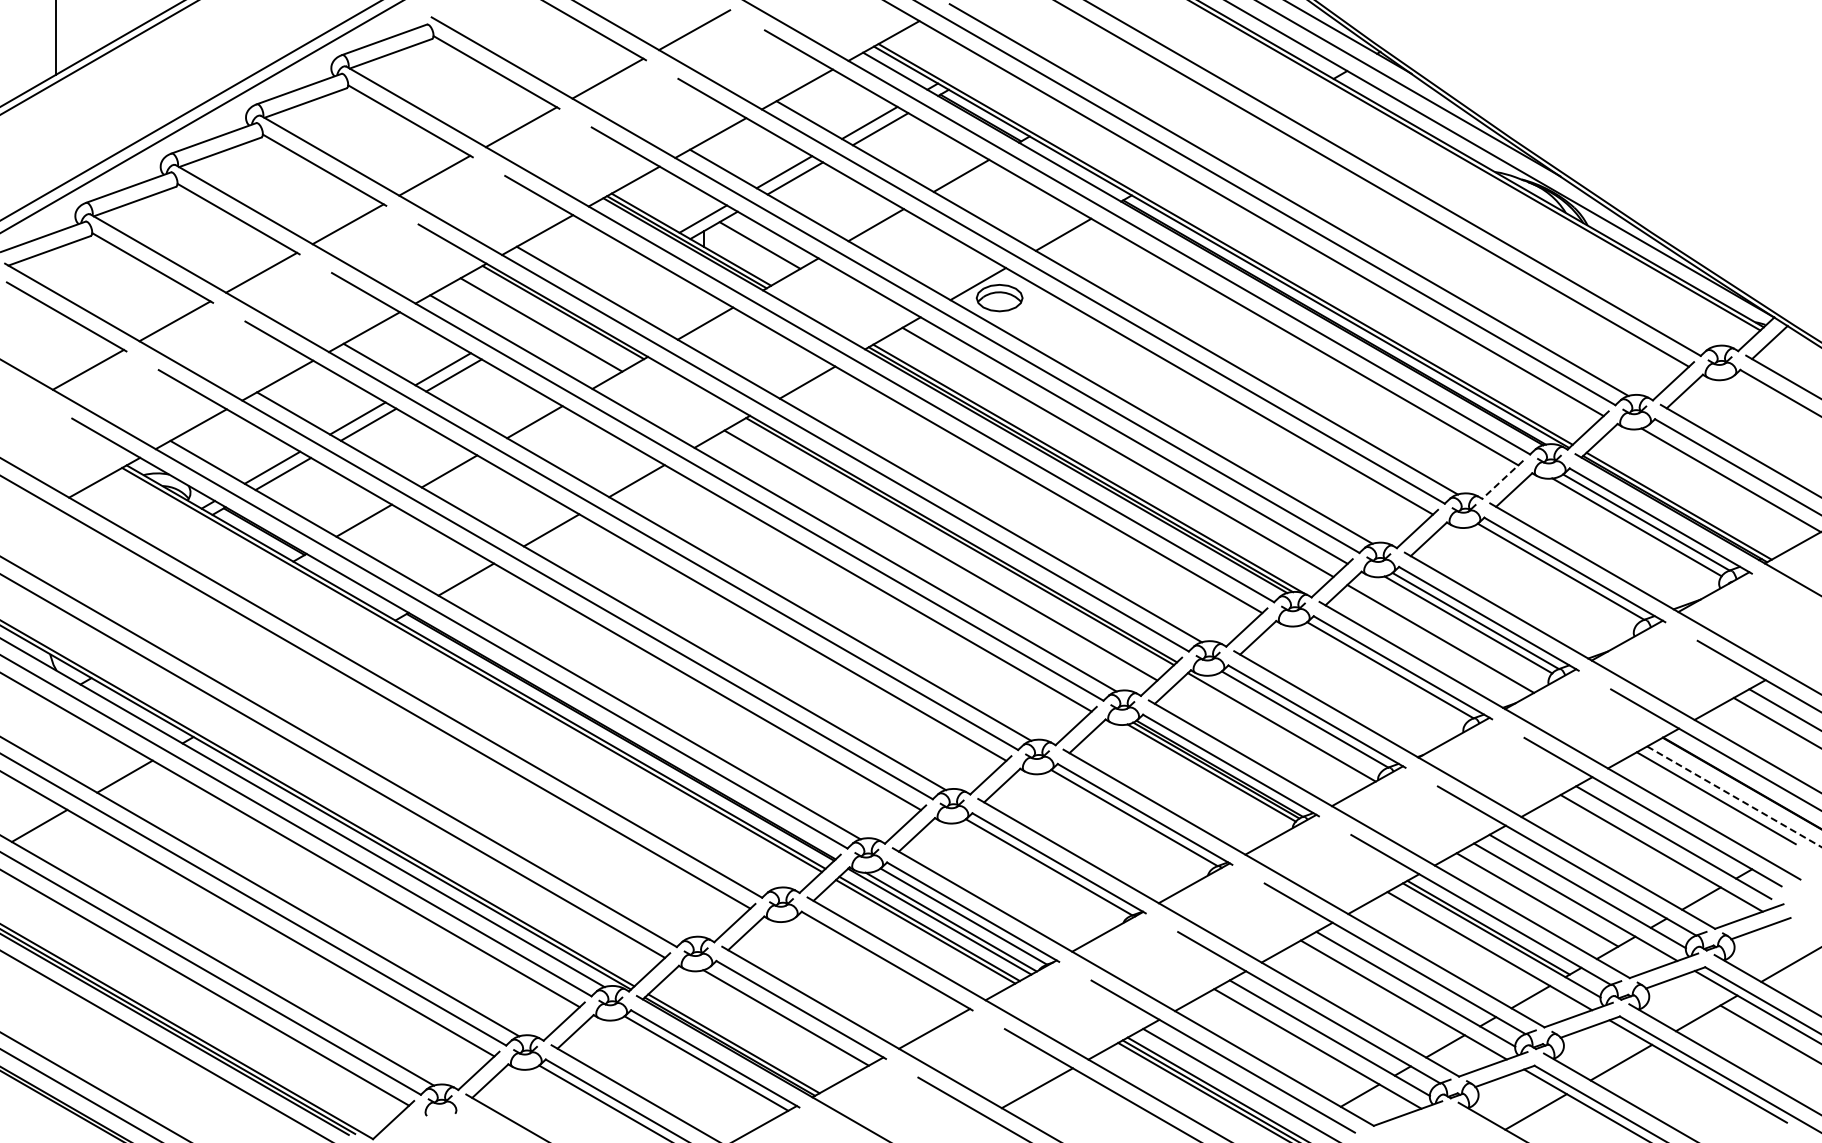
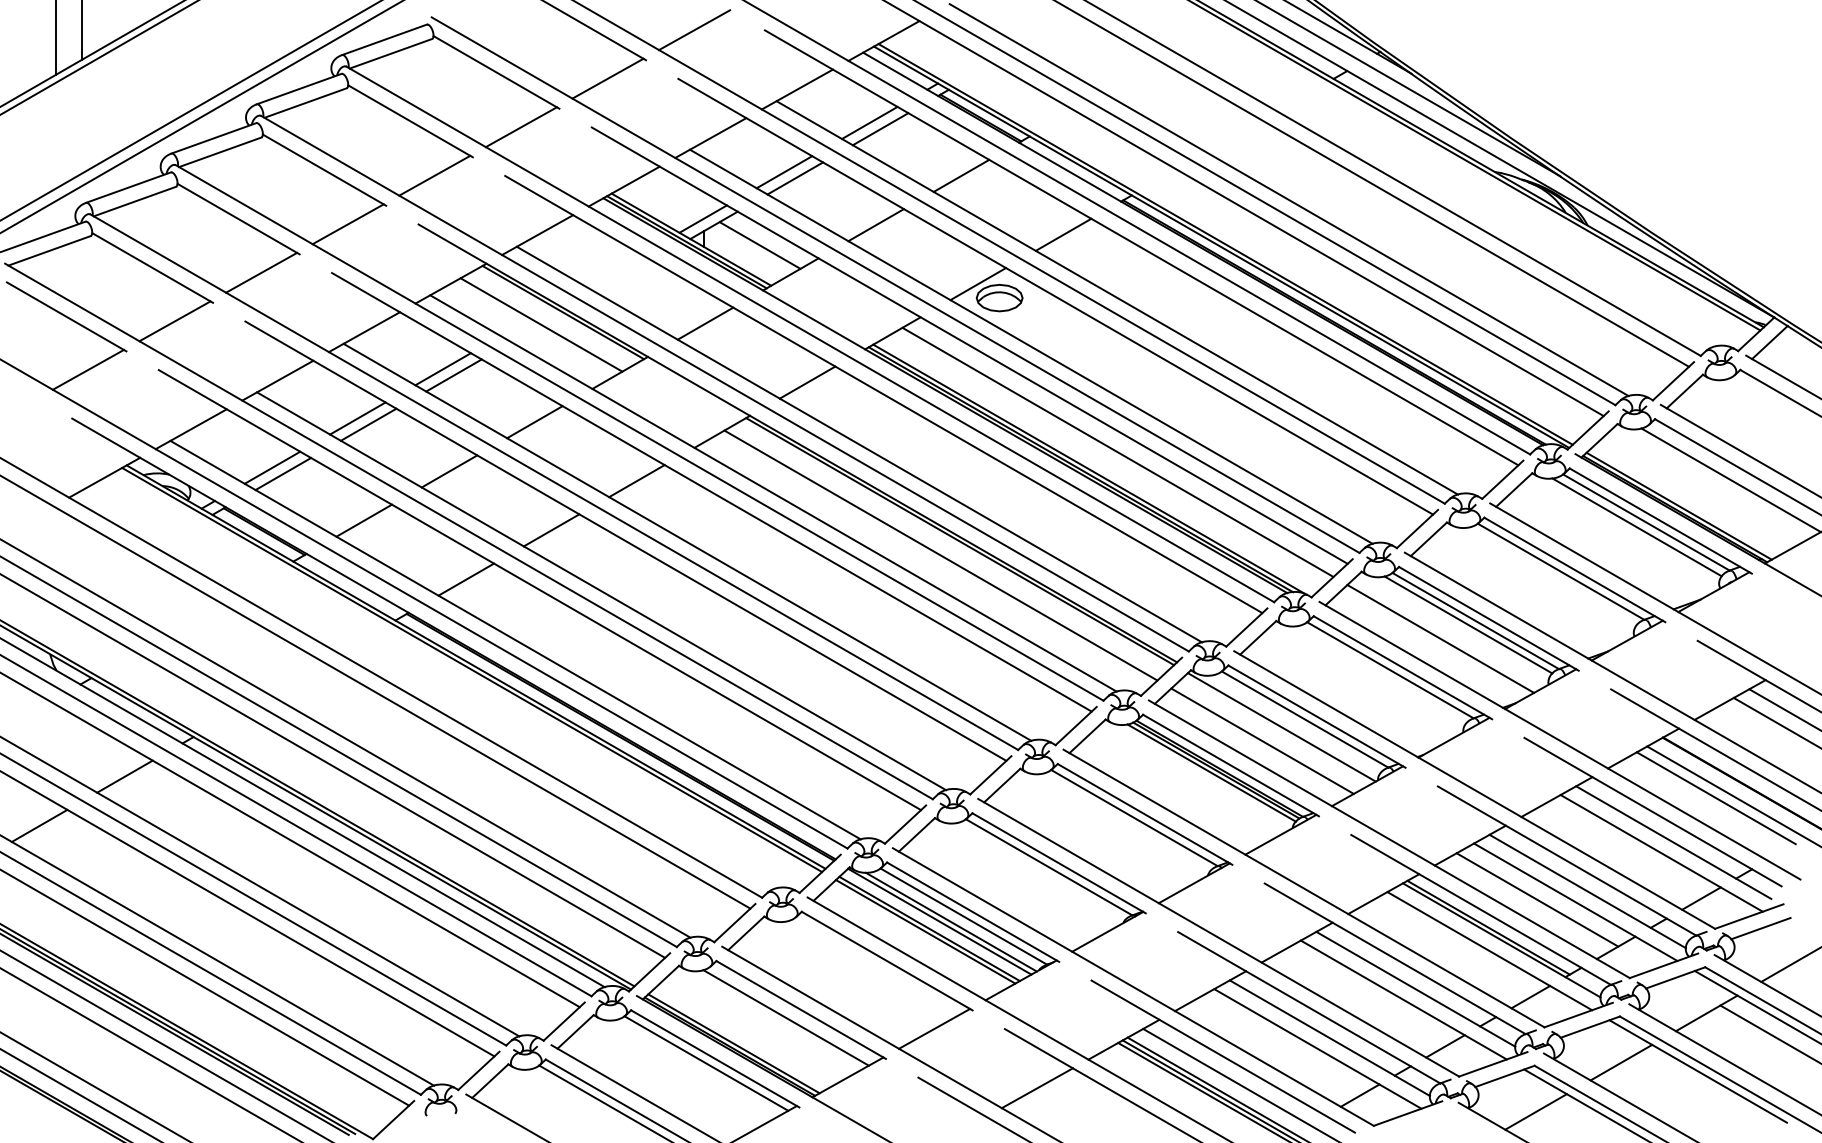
line: none -> present (81, 31)
line: dashed -> solid (1502, 480)
line: none -> present (346, 738)
line: none -> present (1262, 740)
line: dashed -> solid (1734, 796)
line: none -> present (149, 1054)
